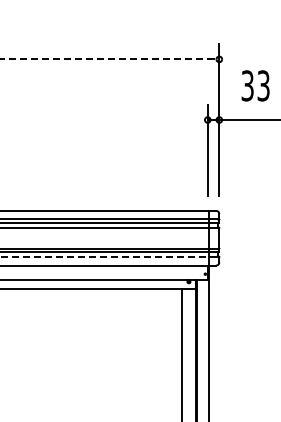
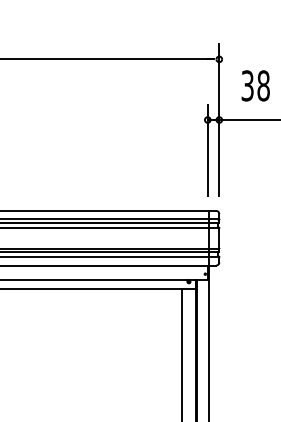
line: dashed -> solid (106, 59)
text: 33 -> 38 (263, 85)
line: dashed -> solid (104, 257)
